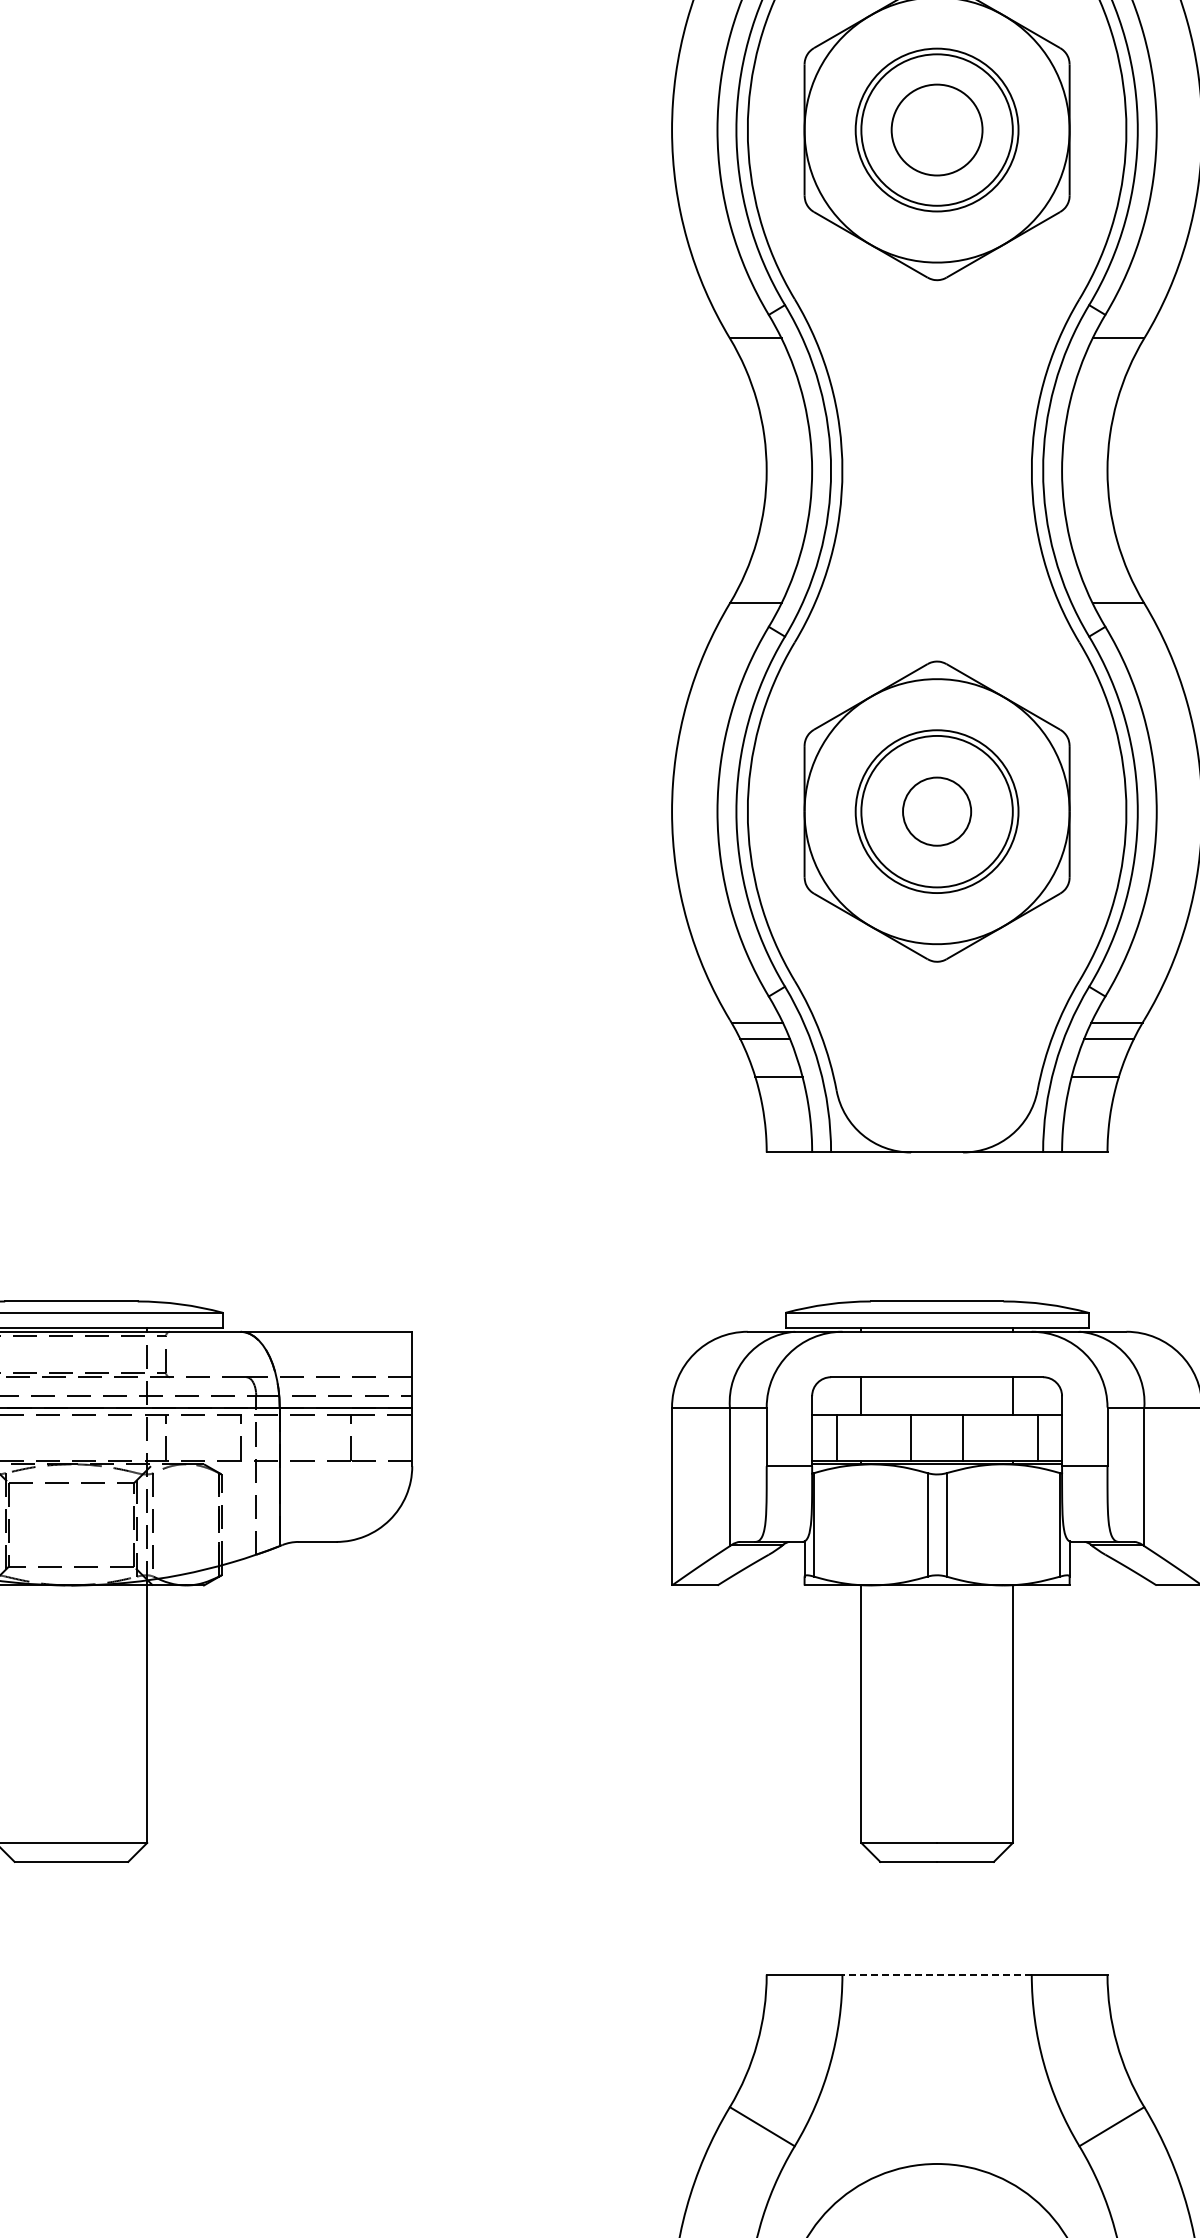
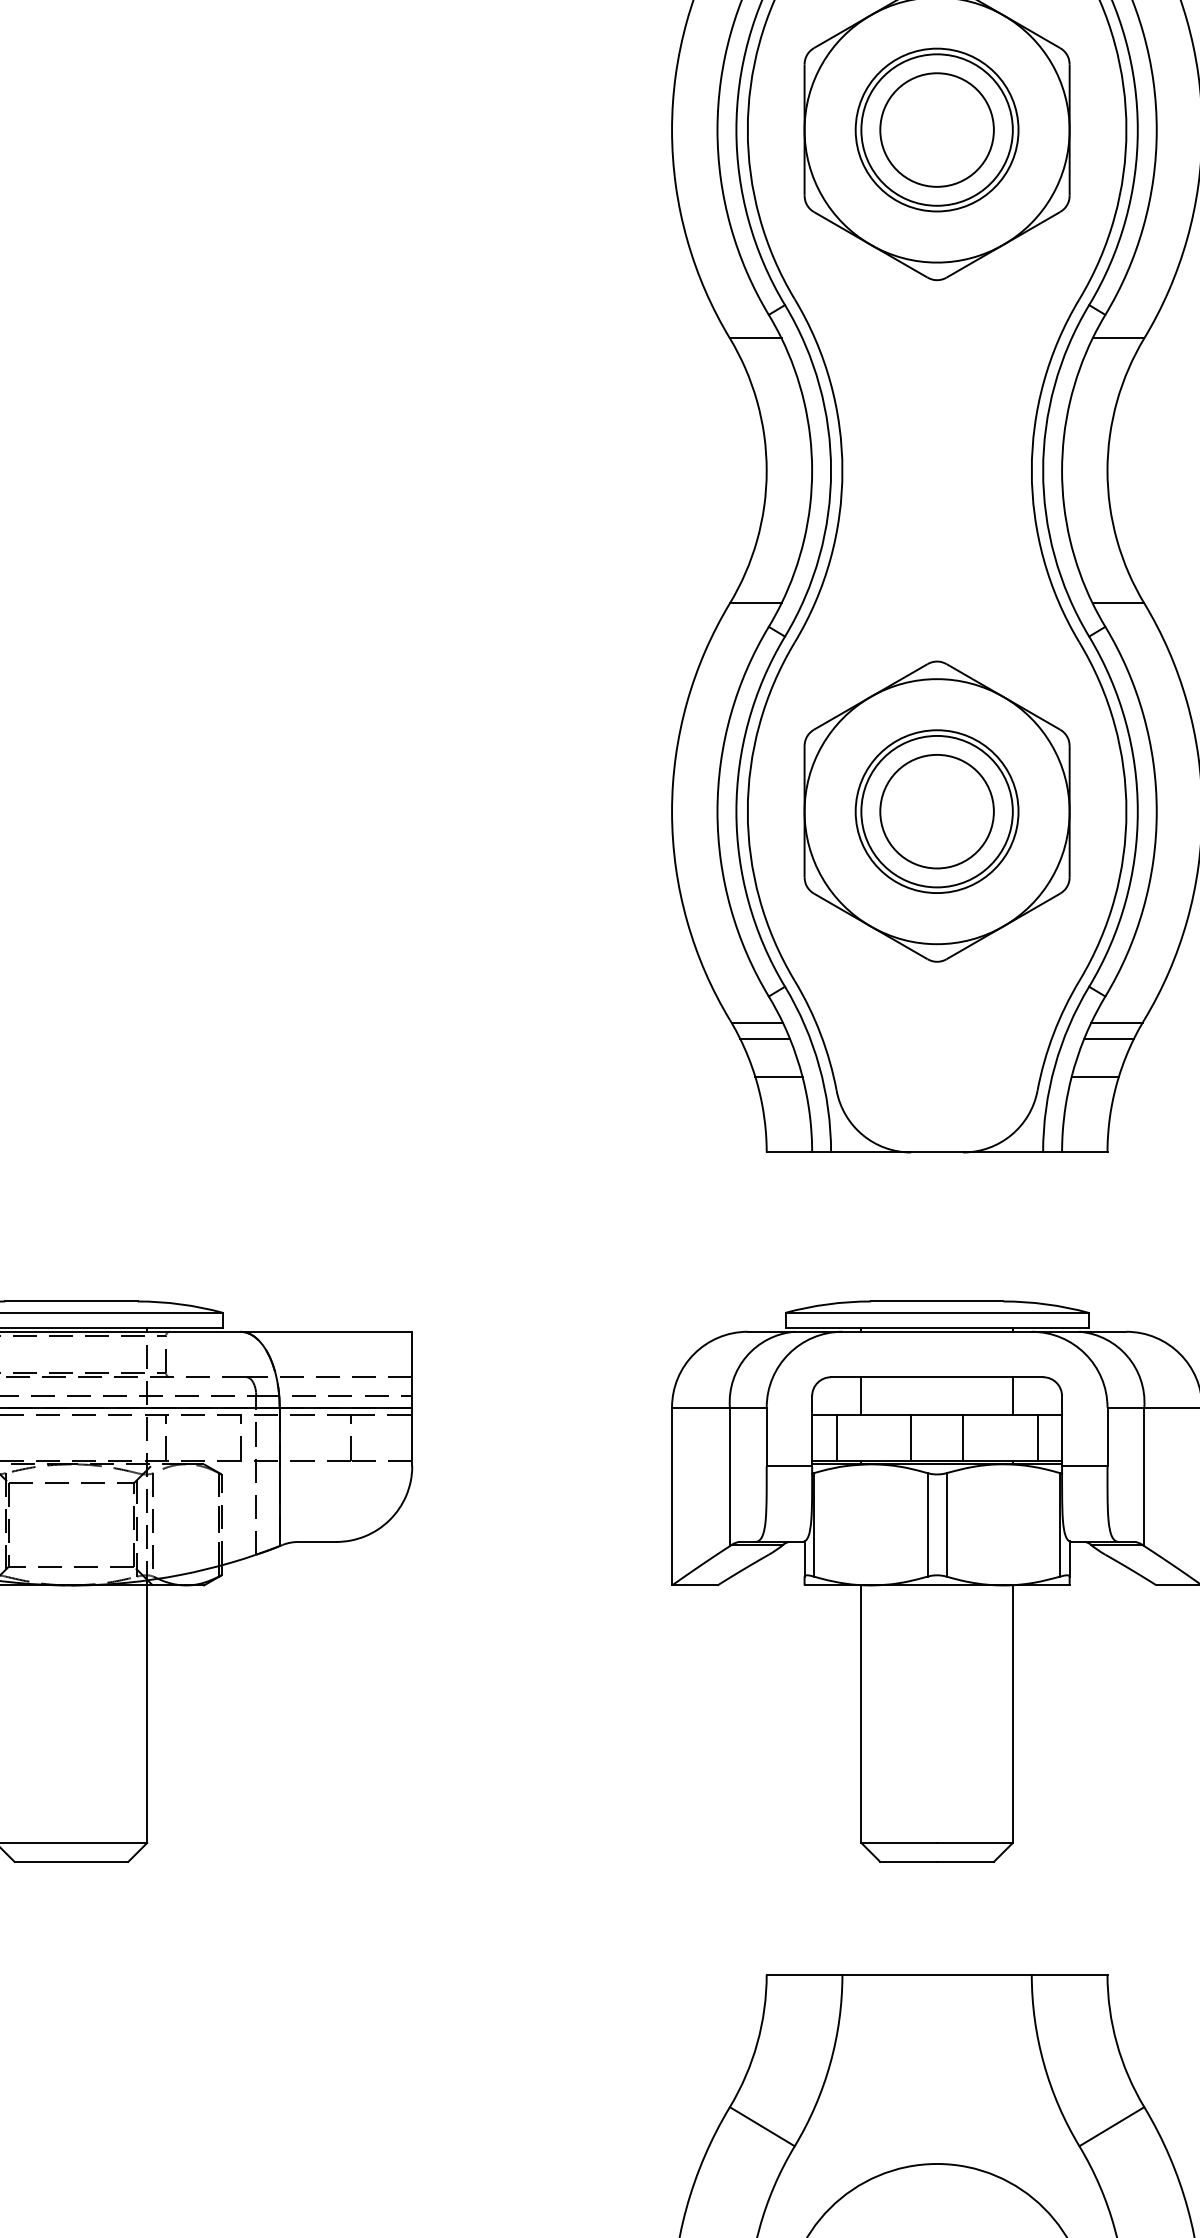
circle diameter: 91 px -> 114 px (936, 129)
circle diameter: 68 px -> 114 px (936, 811)
line: dashed -> solid (937, 1974)
